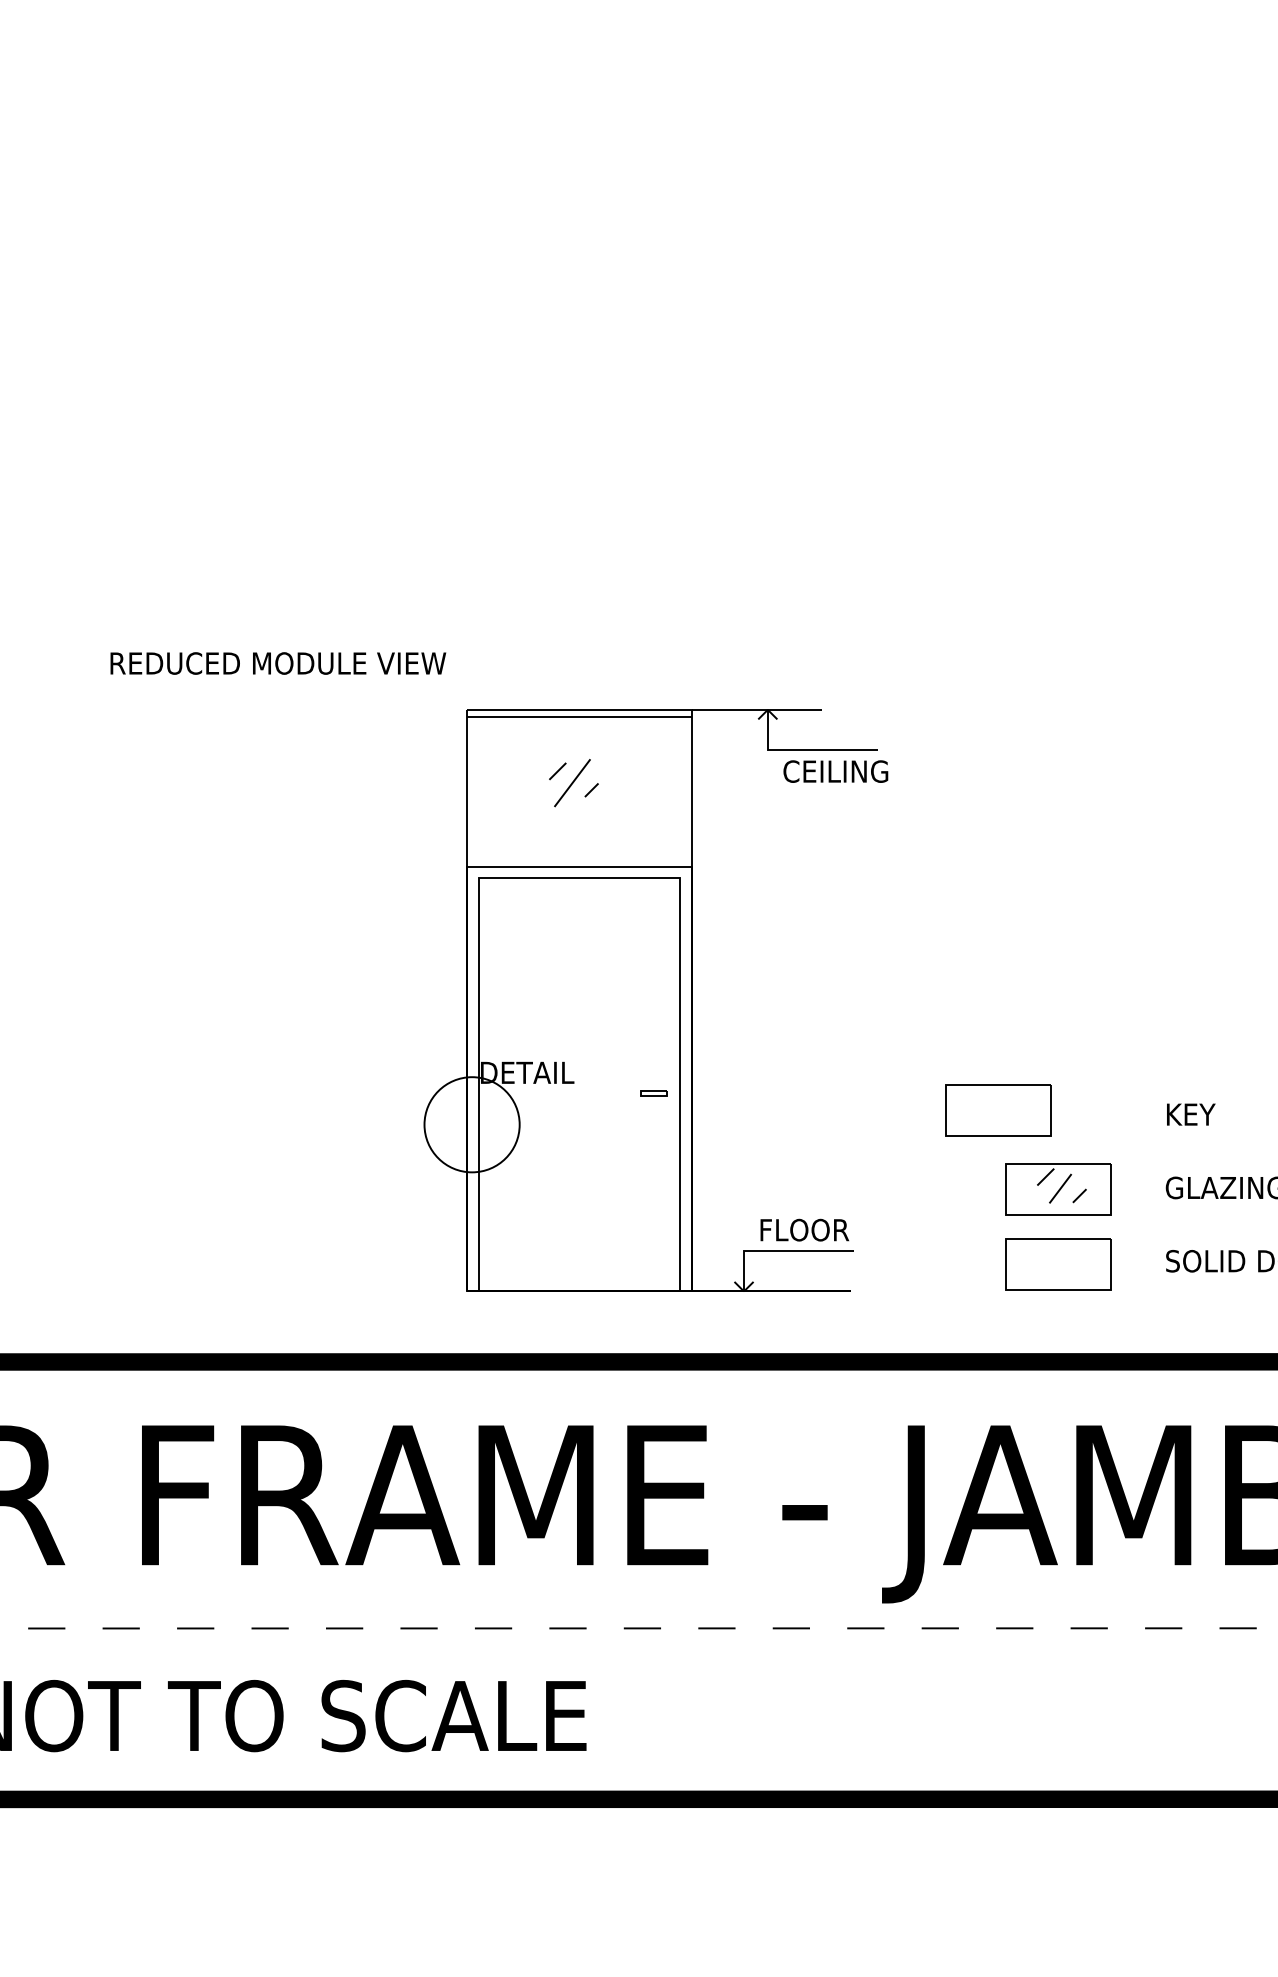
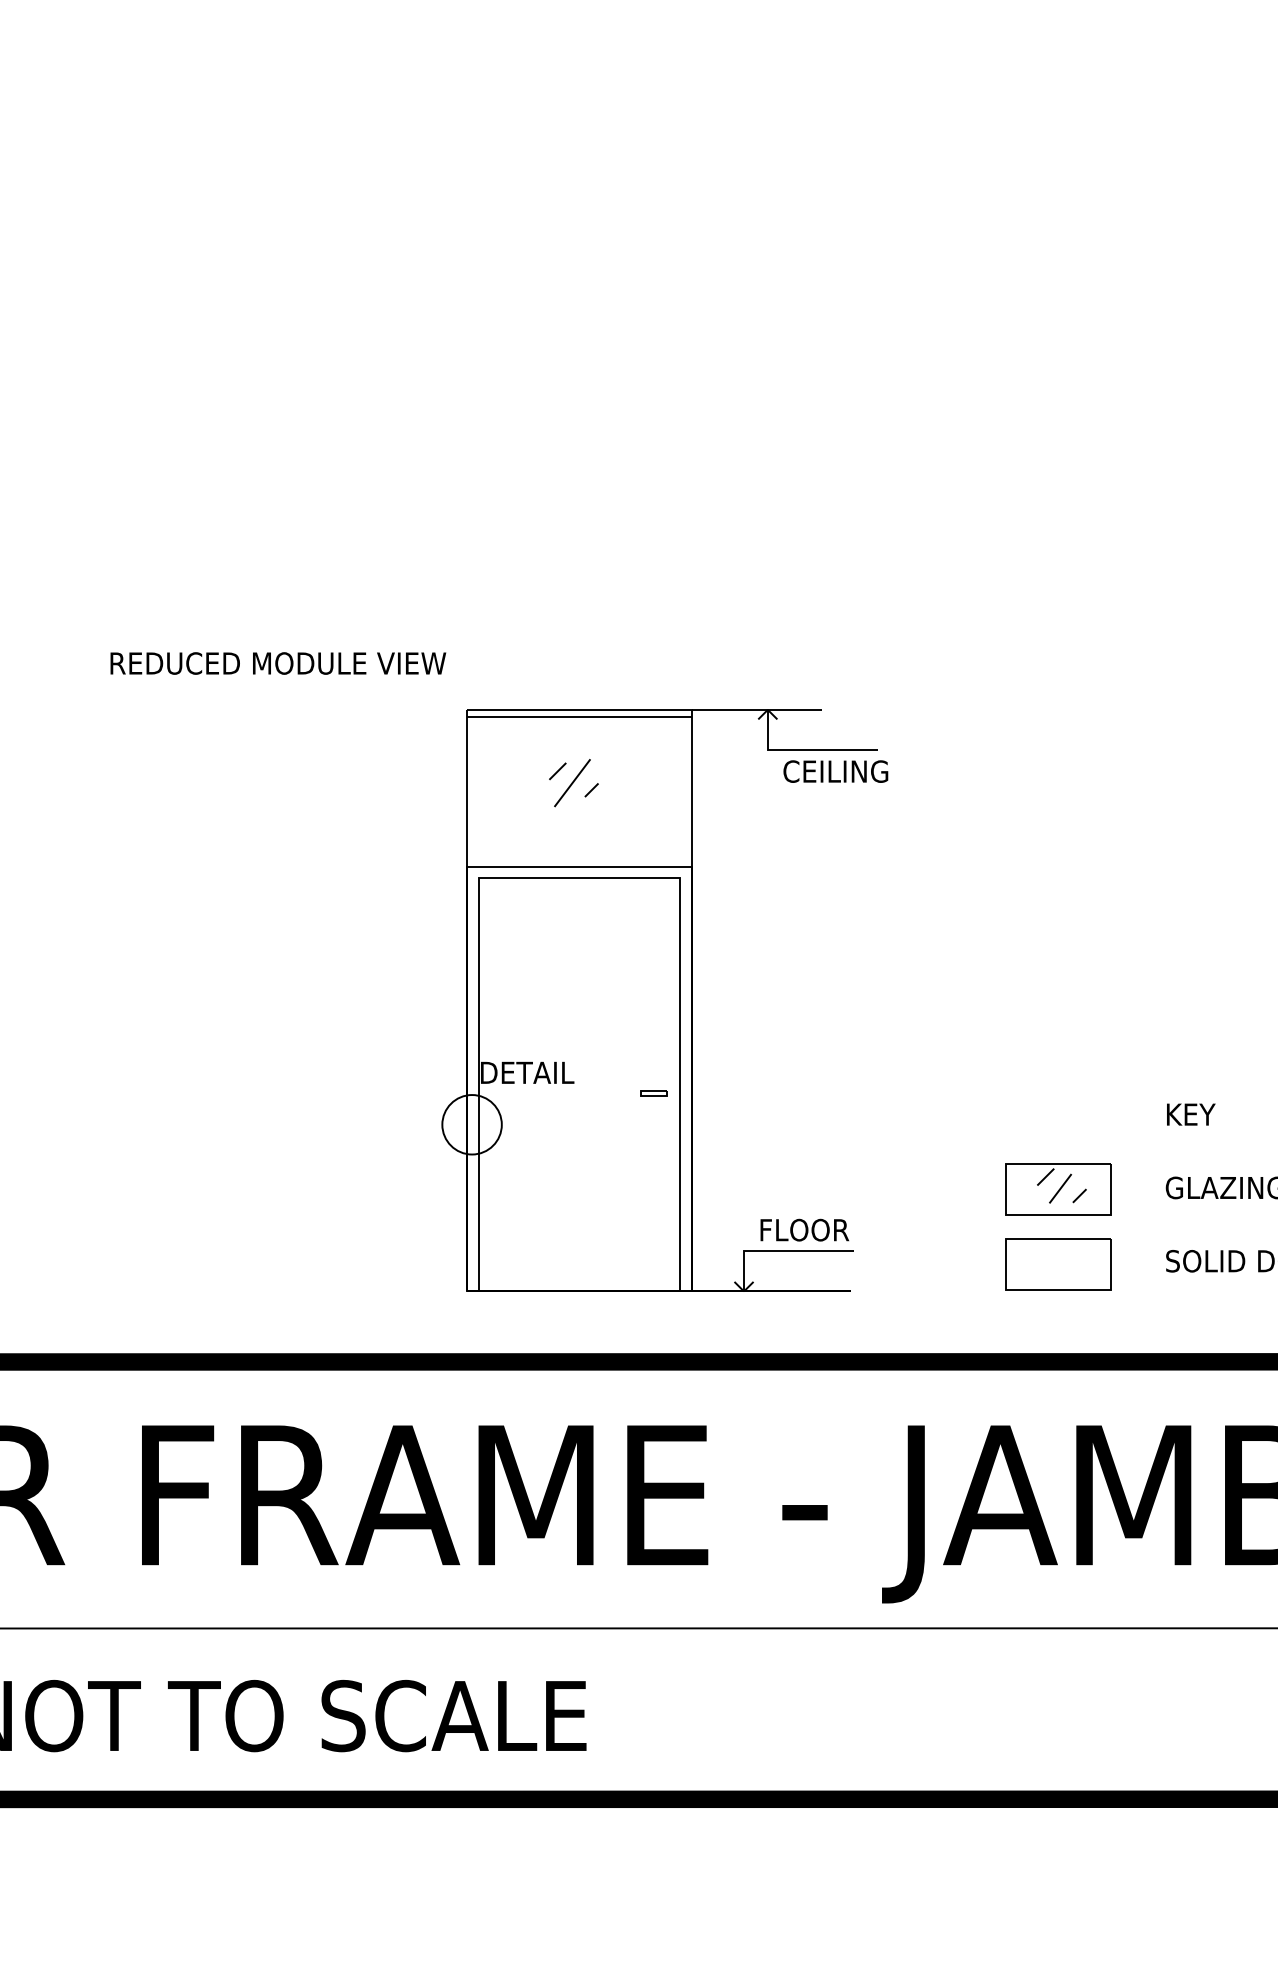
part: present -> none (998, 1110)
circle diameter: 95 px -> 59 px (471, 1124)
line: dashed -> solid (639, 1628)
